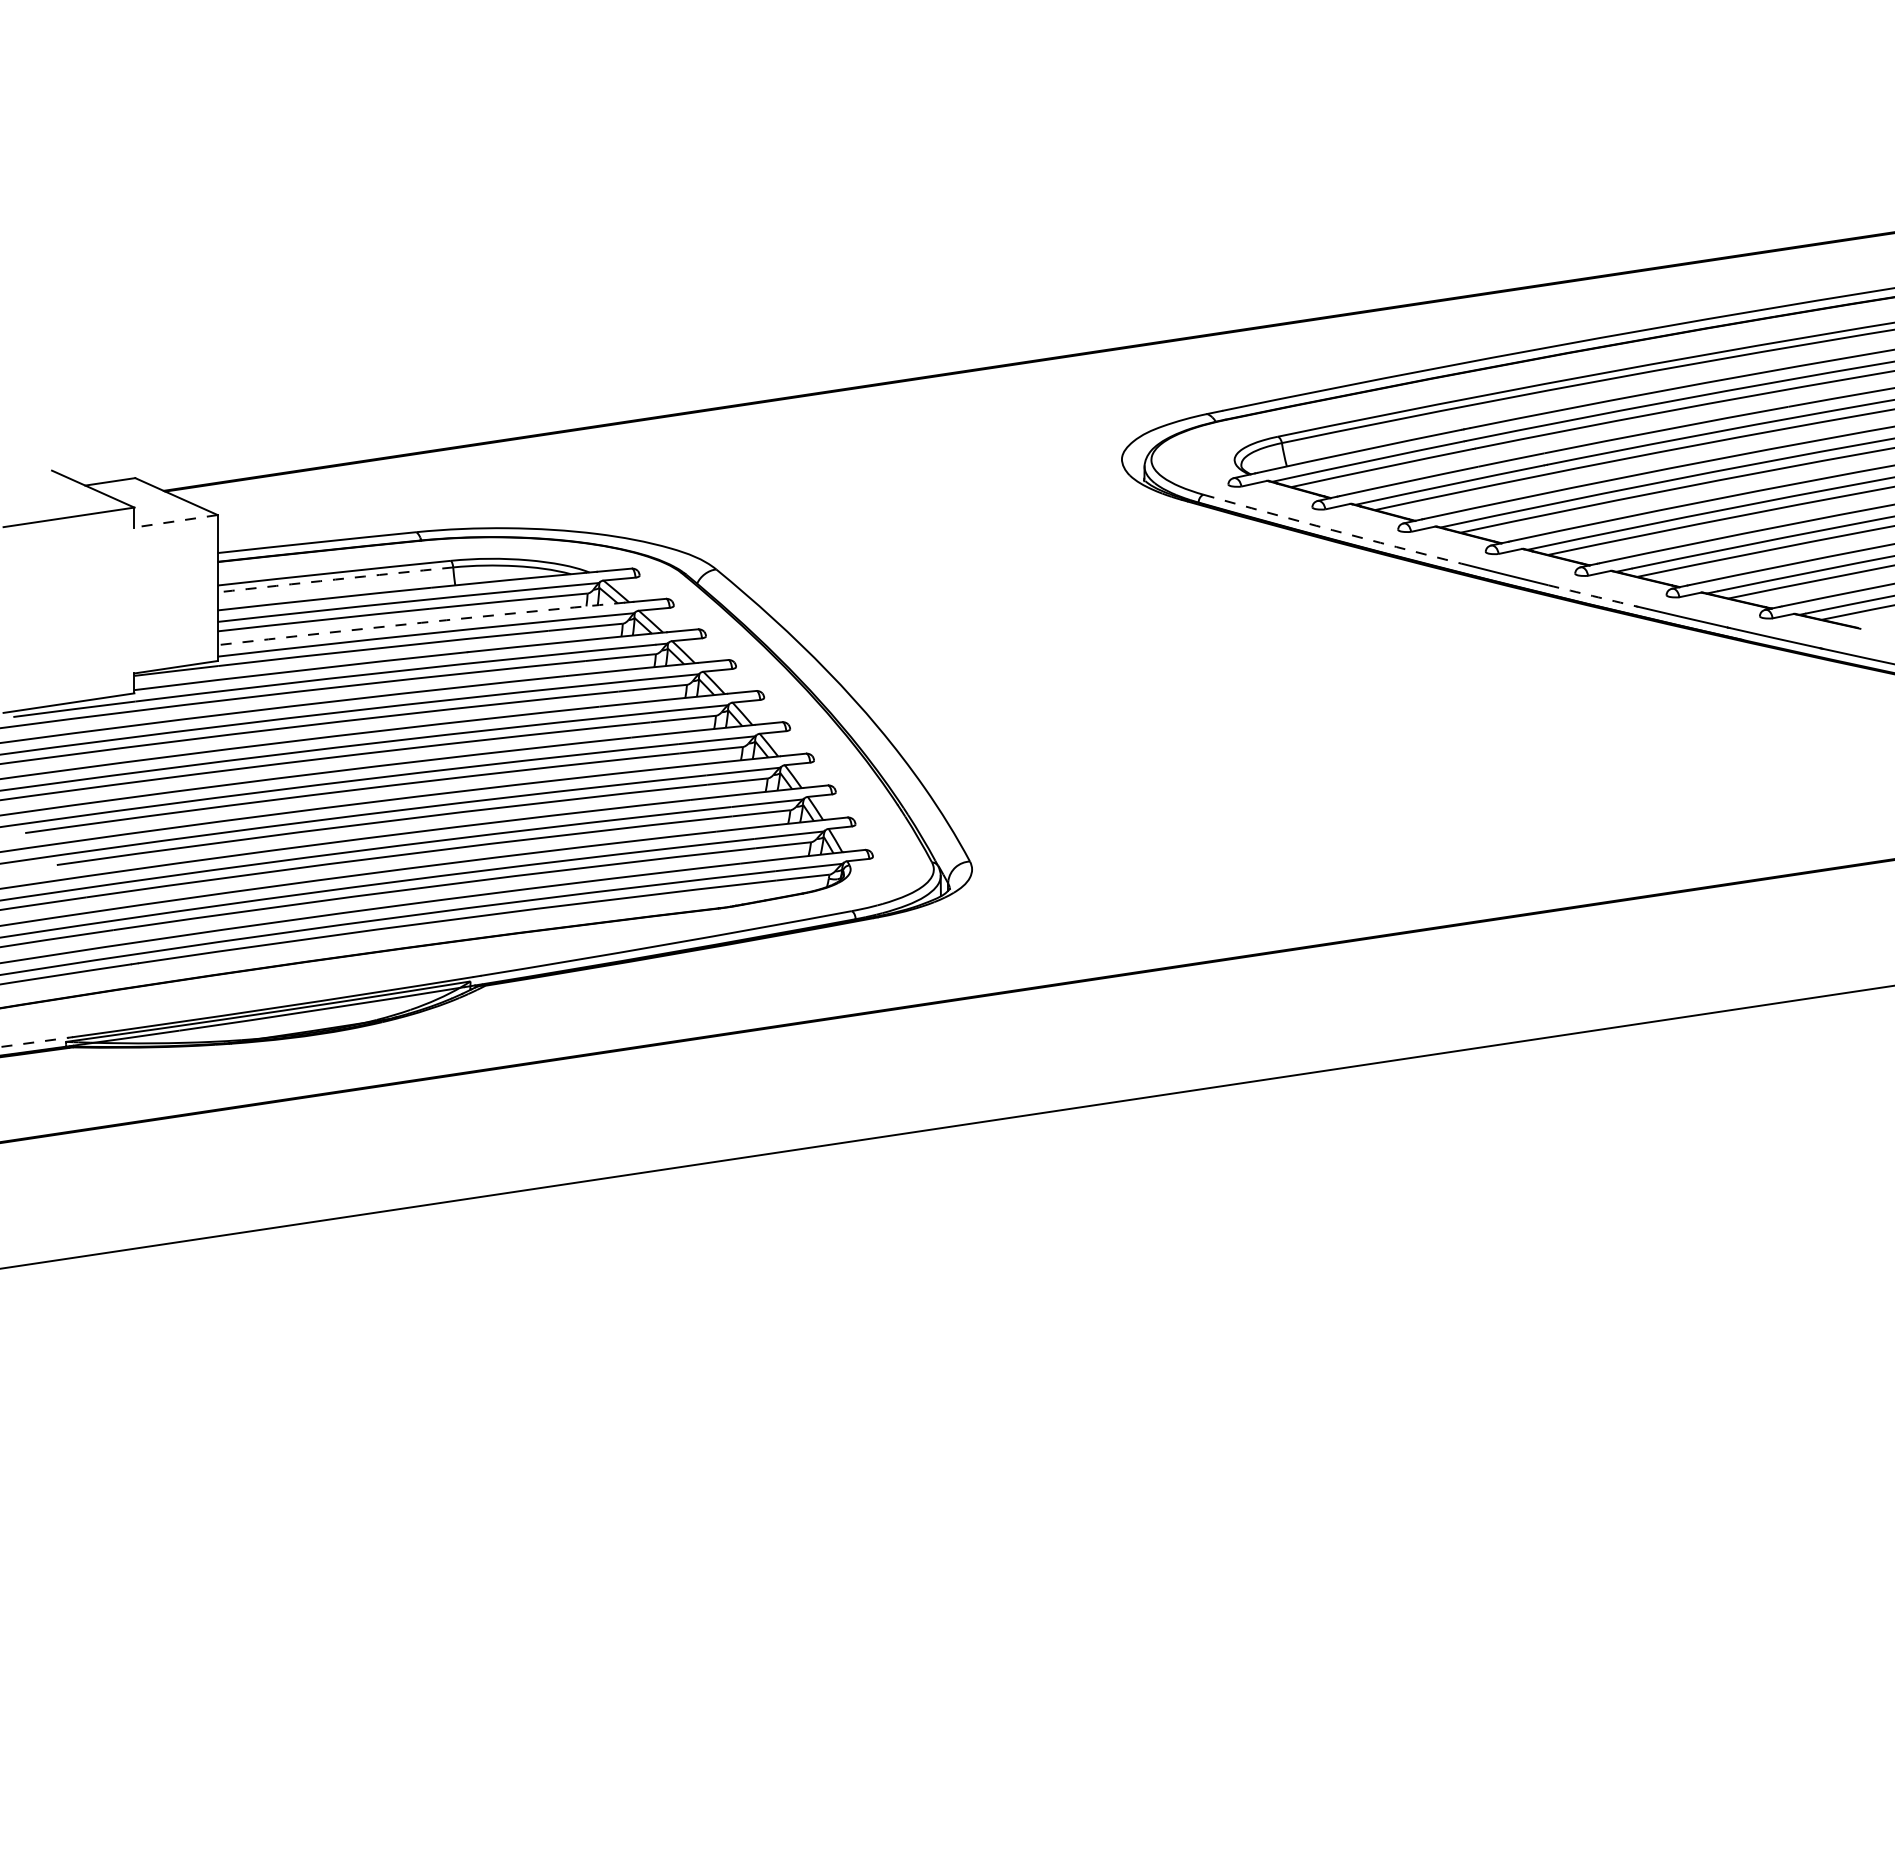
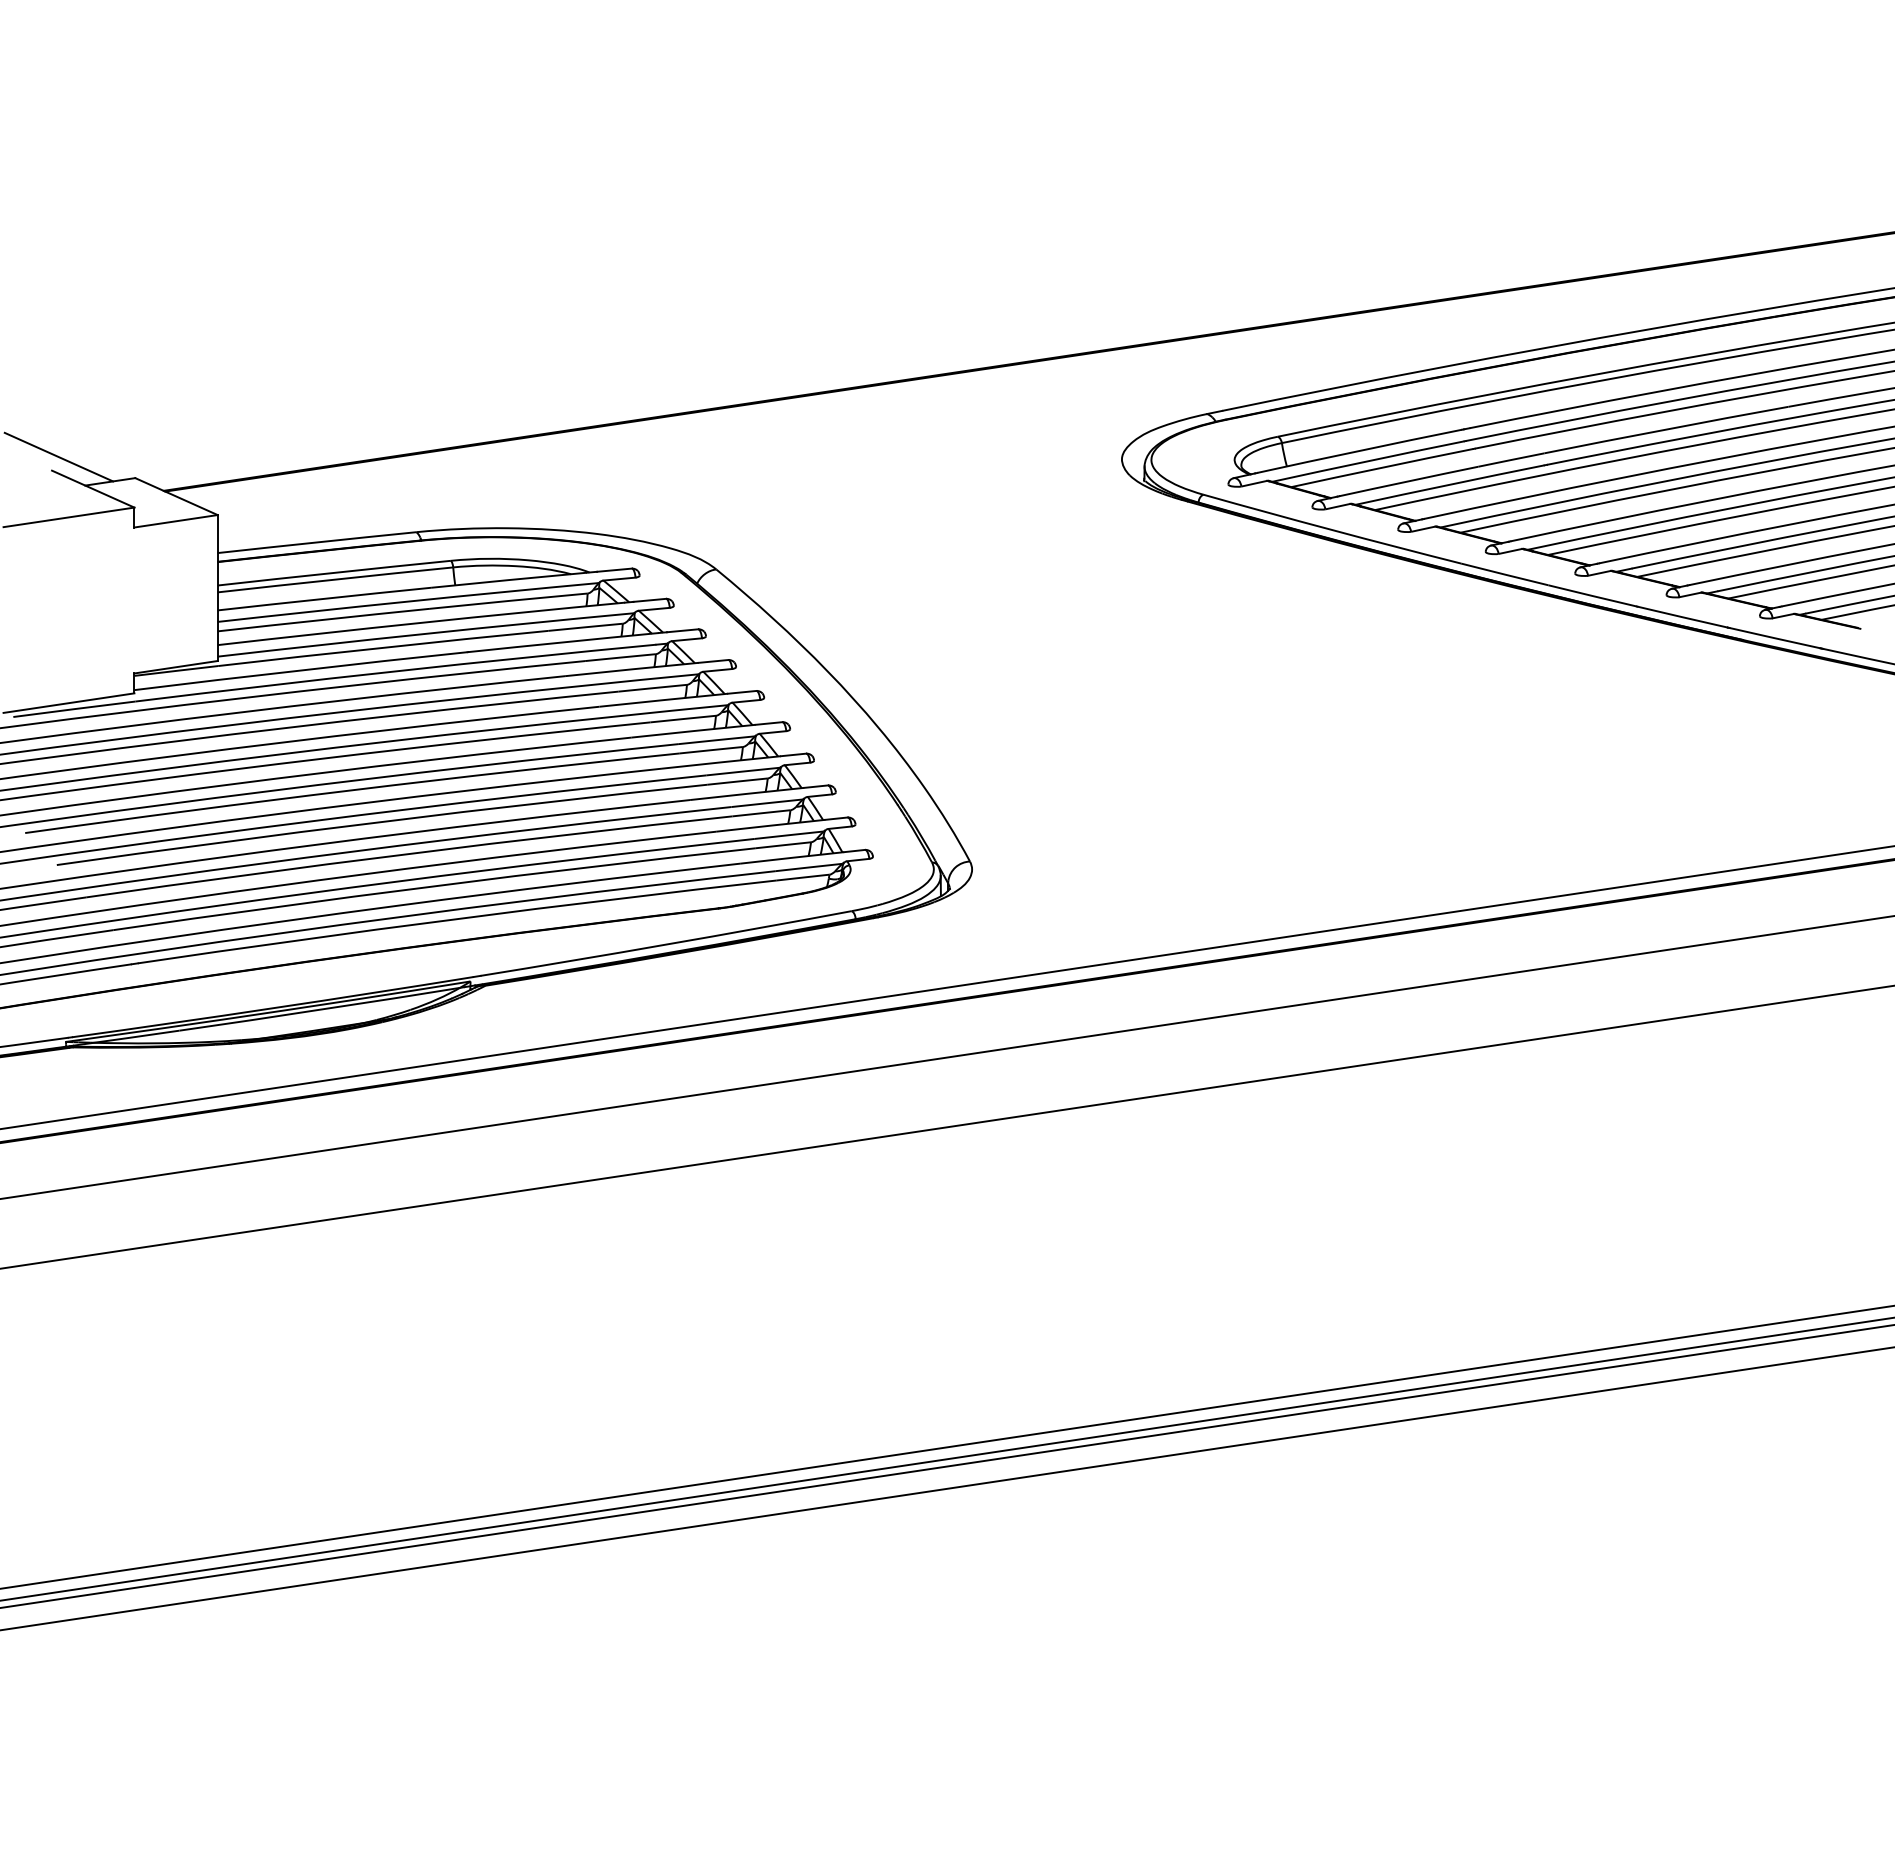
line: none -> present (58, 456)
line: dashed -> solid (175, 521)
arc: dashed -> solid (1332, 530)
arc: dashed -> solid (335, 579)
arc: dashed -> solid (1592, 596)
arc: dashed -> solid (421, 622)
line: none -> present (946, 987)
arc: dashed -> solid (35, 1042)
line: none -> present (946, 1057)
line: none -> present (946, 1447)
line: none -> present (946, 1459)
line: none -> present (946, 1466)
line: none -> present (946, 1488)
